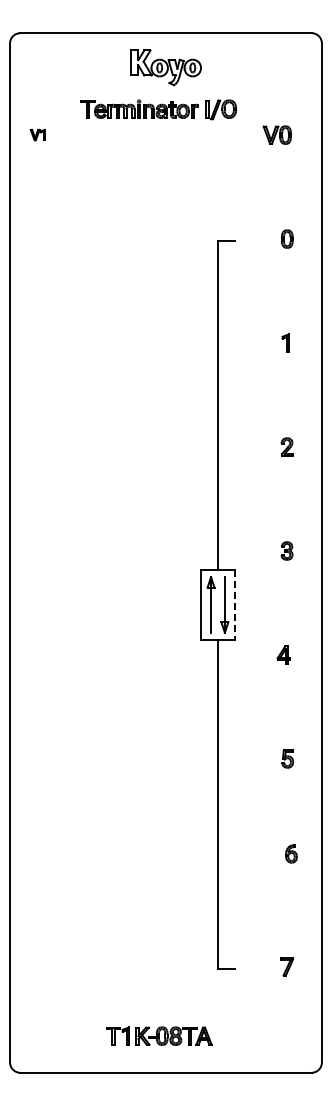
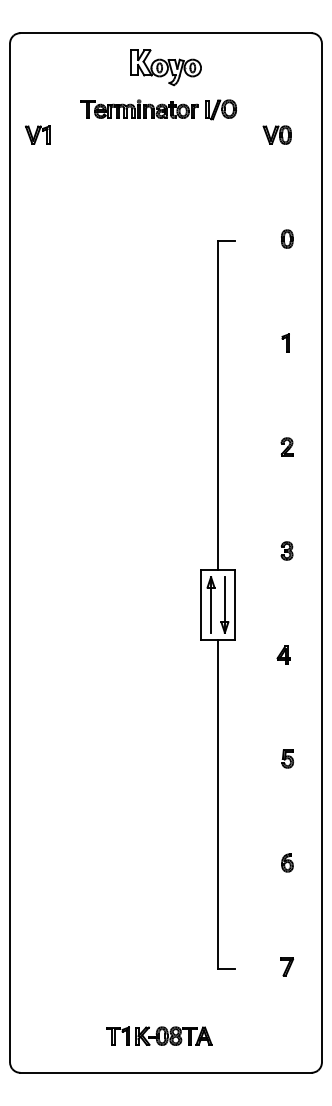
part size: 17x14 px -> 26x20 px (37, 134)
line: dashed -> solid (235, 604)
part position: (291, 853) -> (287, 862) (287, 862)
